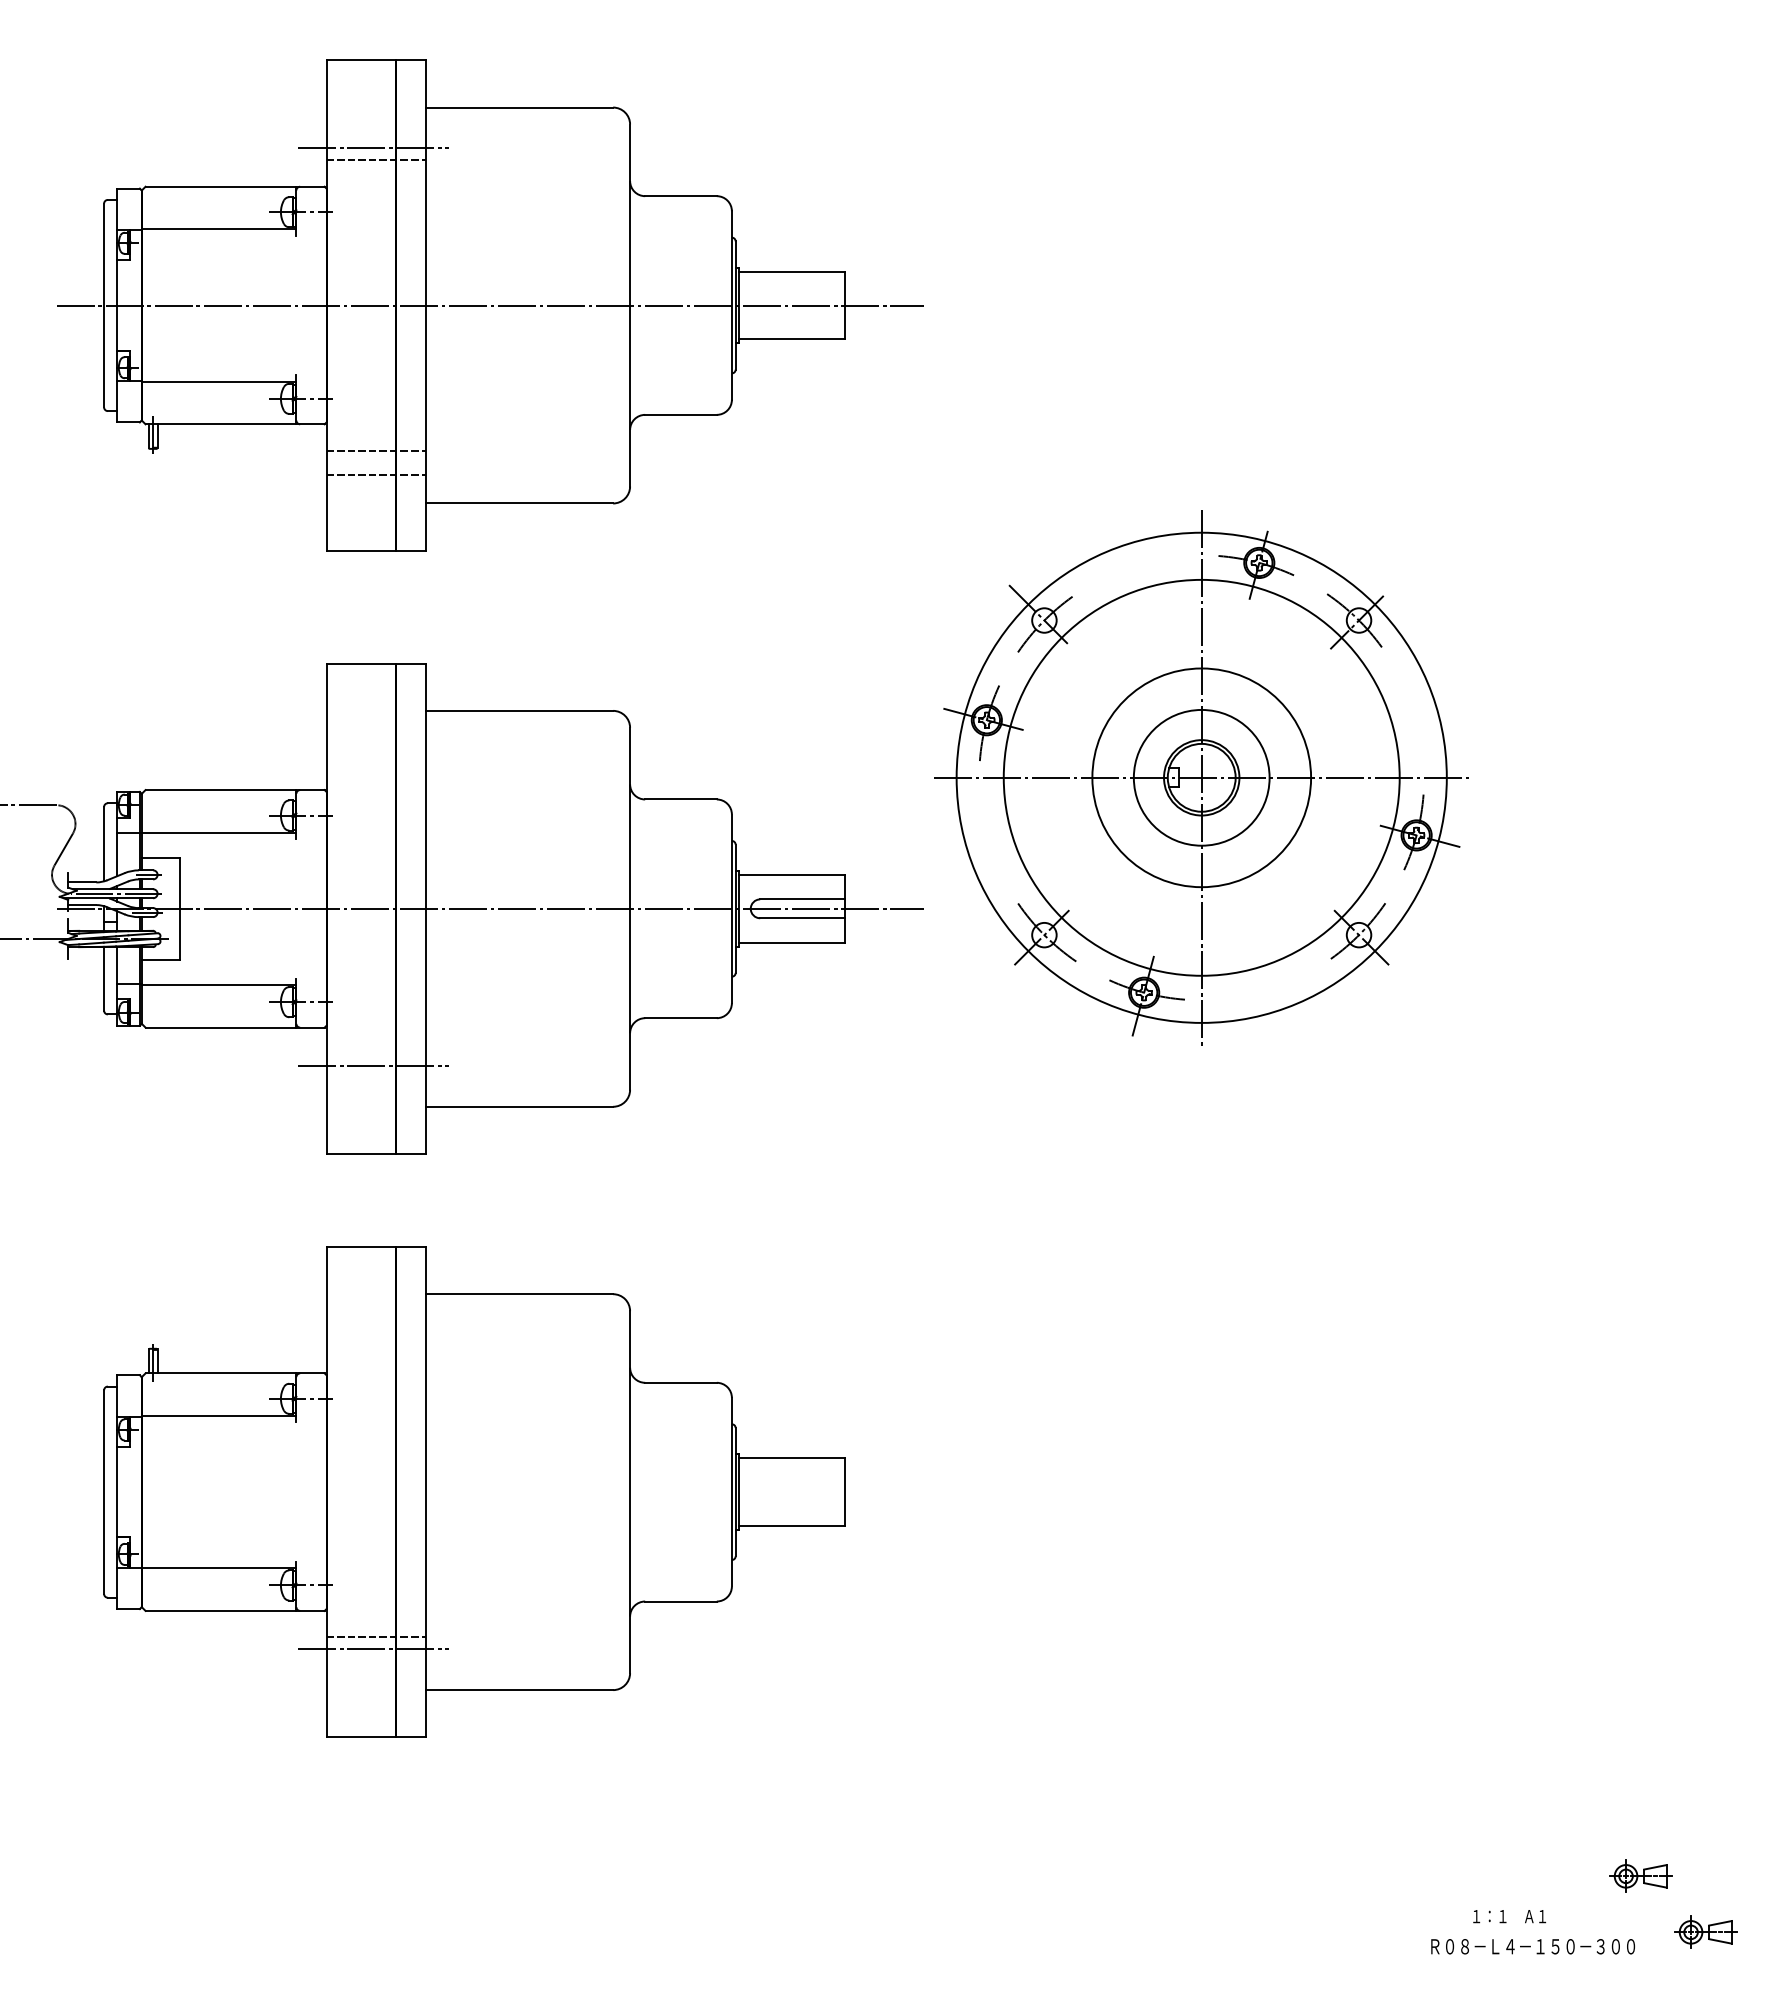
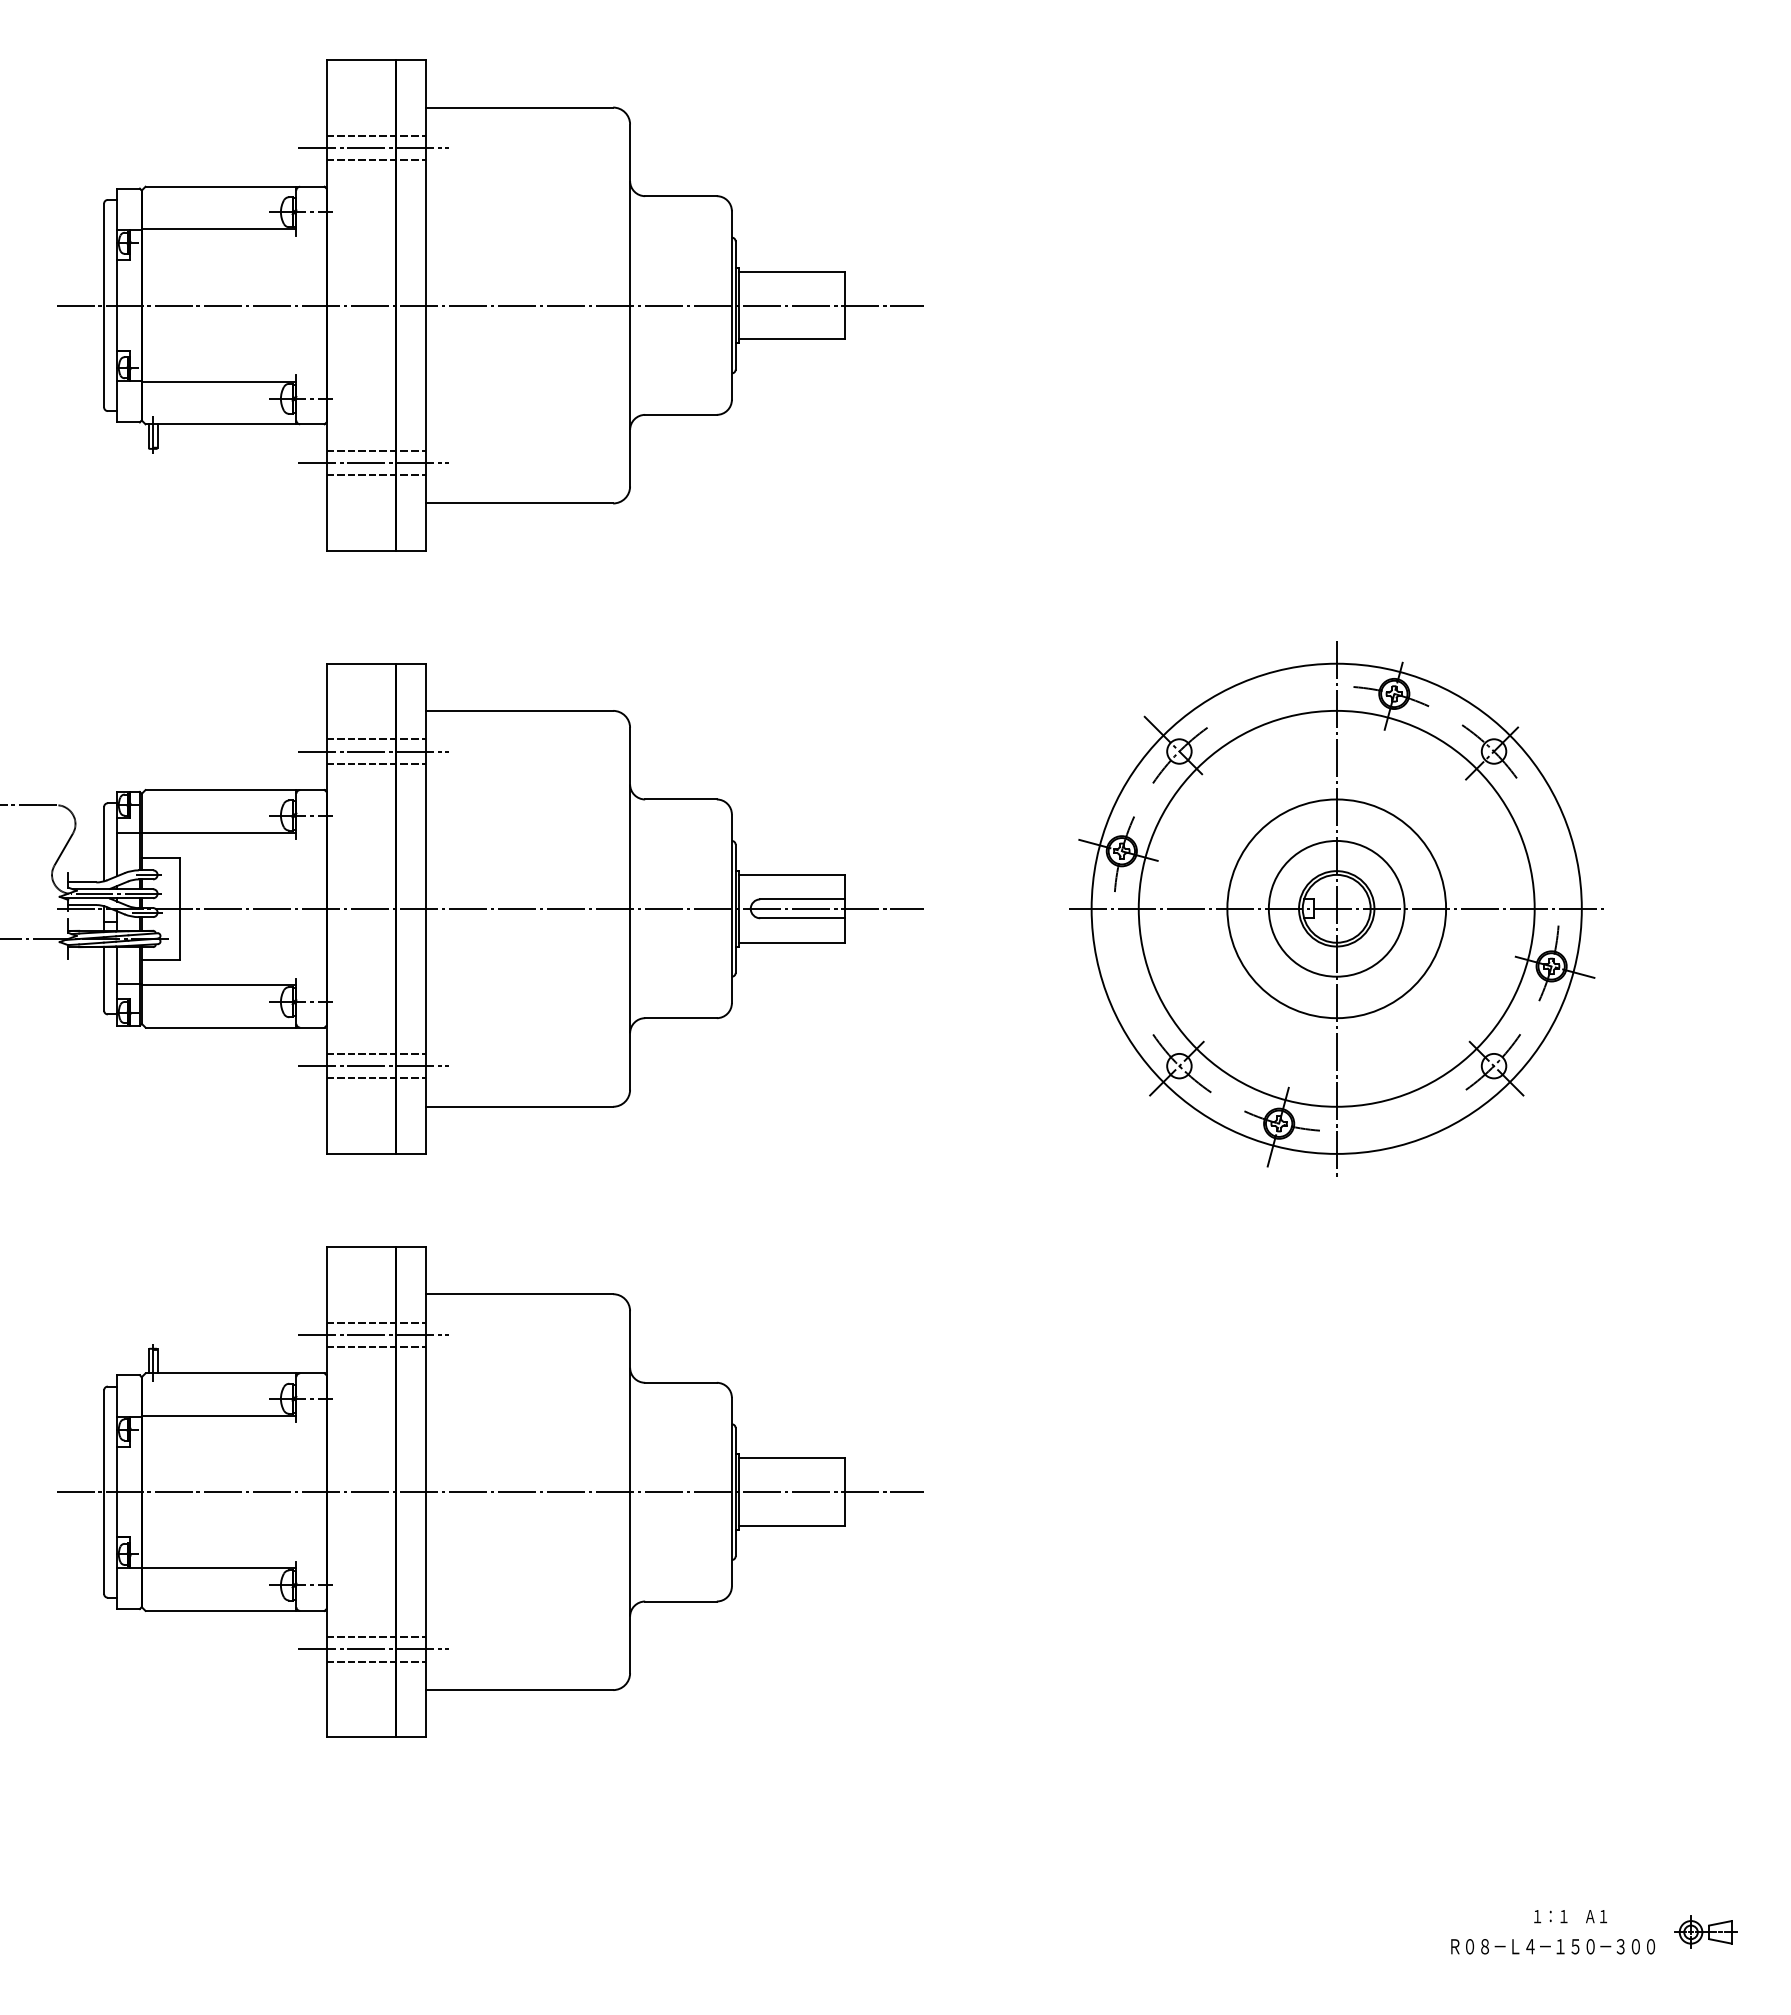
line: none -> present (376, 135)
line: none -> present (373, 462)
line: none -> present (376, 739)
line: none -> present (373, 751)
line: none -> present (376, 763)
part position: (1201, 777) -> (1336, 908) (1336, 908)
line: none -> present (376, 1053)
line: none -> present (376, 1078)
line: none -> present (376, 1322)
line: none -> present (373, 1334)
line: none -> present (376, 1347)
line: none -> present (490, 1492)
line: none -> present (376, 1661)
part: present -> none (1640, 1875)
text position: (1509, 1916) -> (1570, 1916) (1570, 1916)
text position: (1532, 1946) -> (1552, 1946) (1552, 1946)
